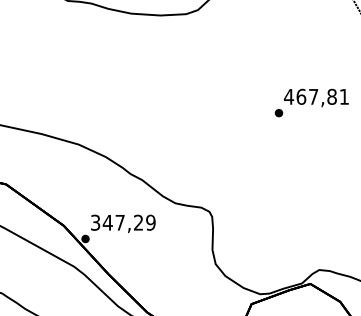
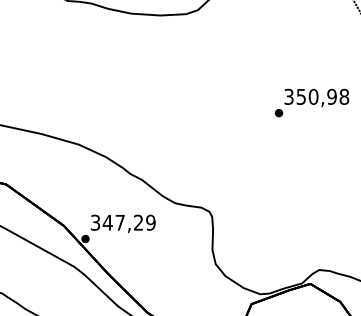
text: 467,81 -> 350,98 (316, 96)
